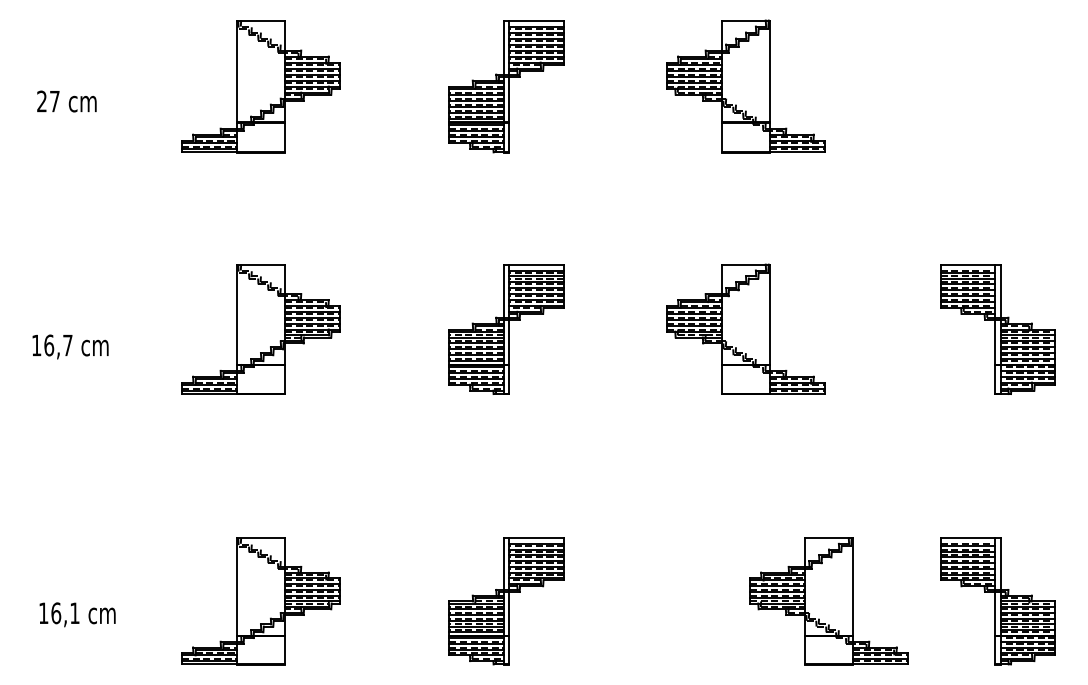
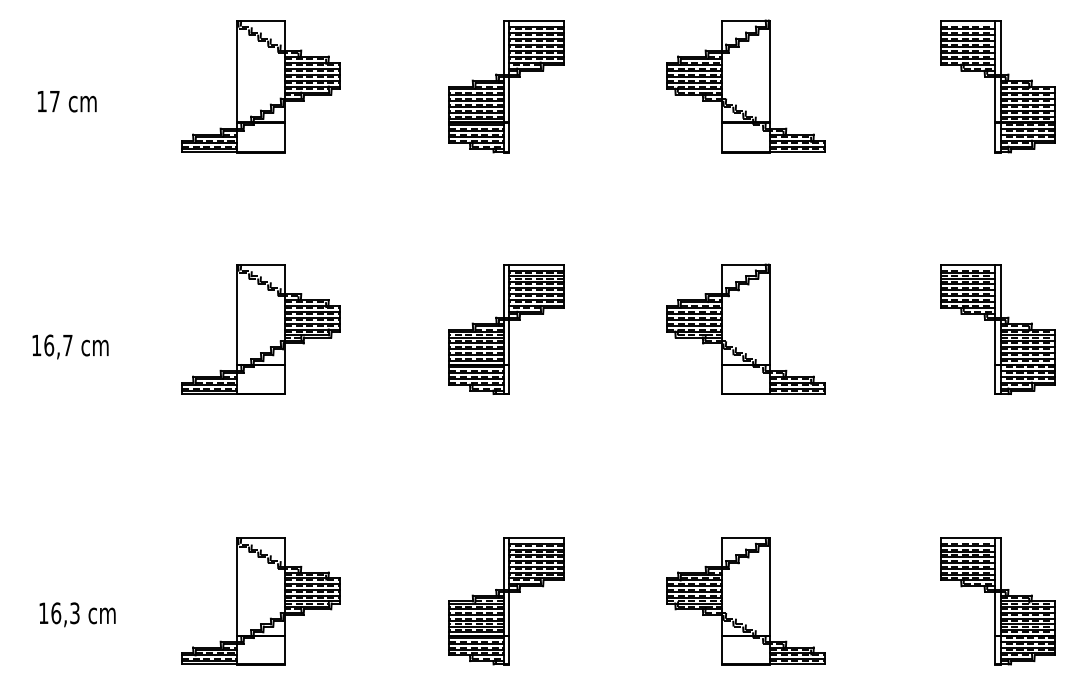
part: none -> present (997, 86)
text: 27 -> 17 (41, 101)
part position: (828, 601) -> (745, 601) (745, 601)
text: 16,1 -> 16,3 (74, 613)
